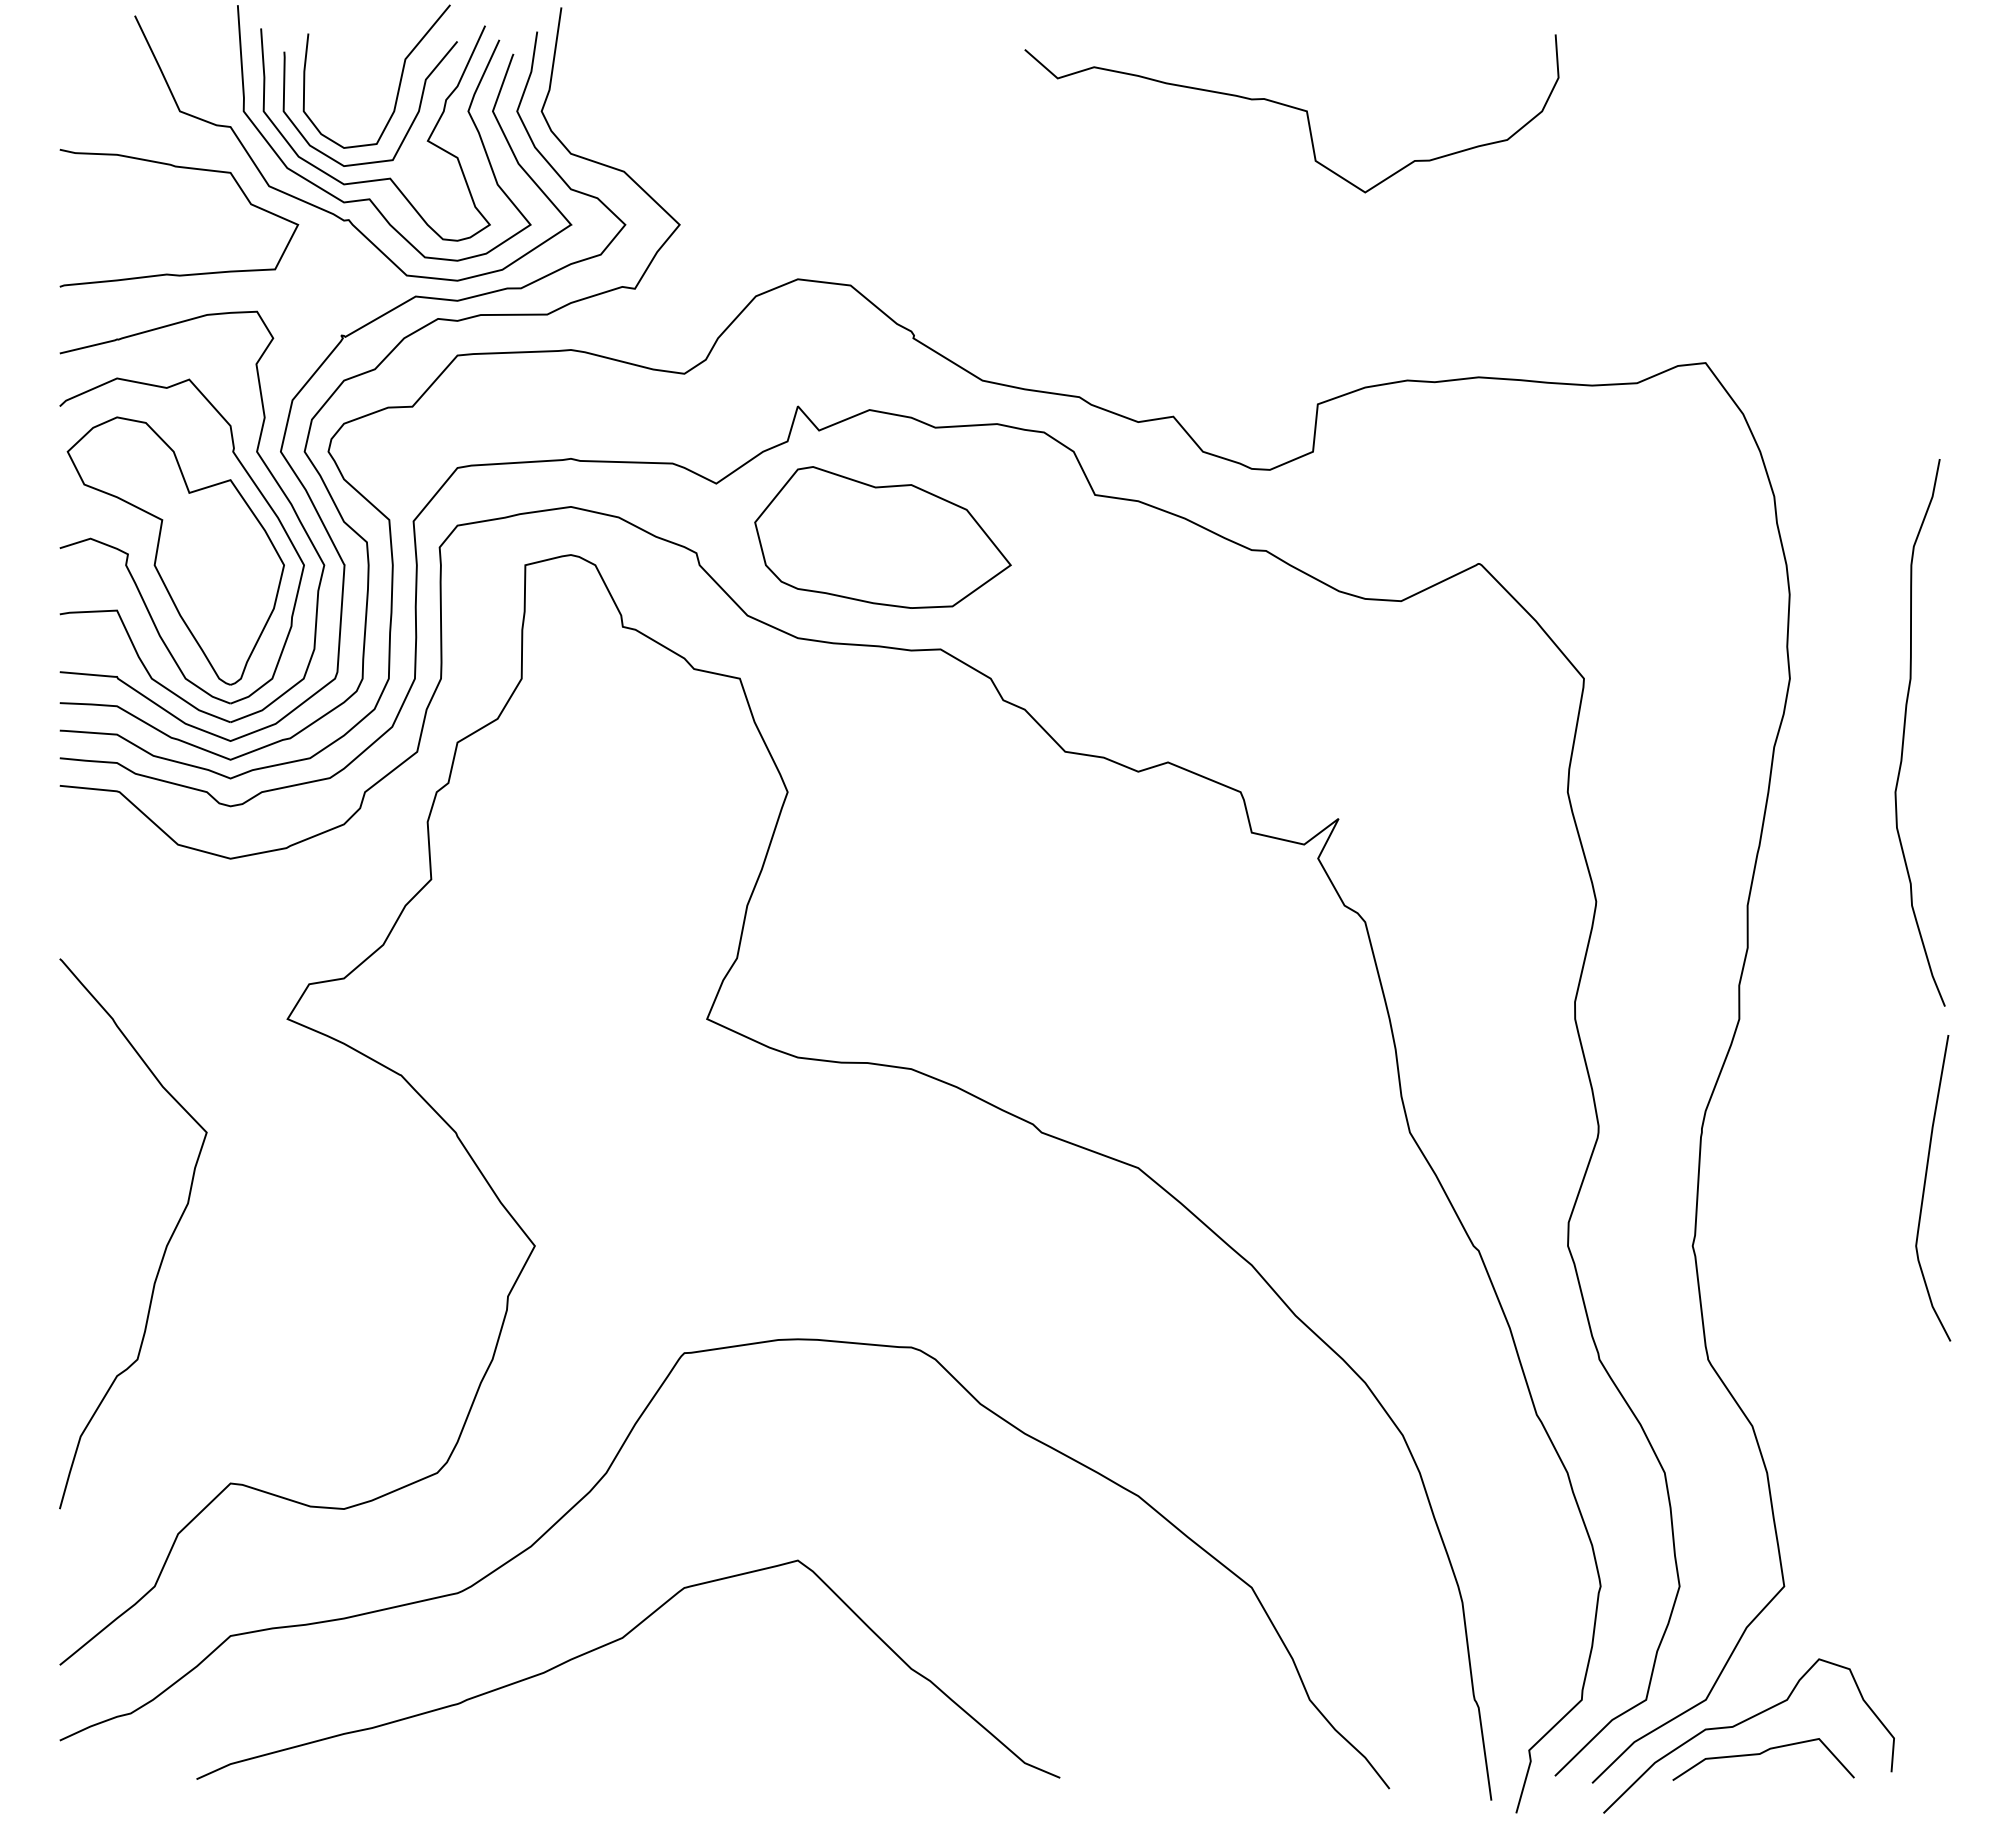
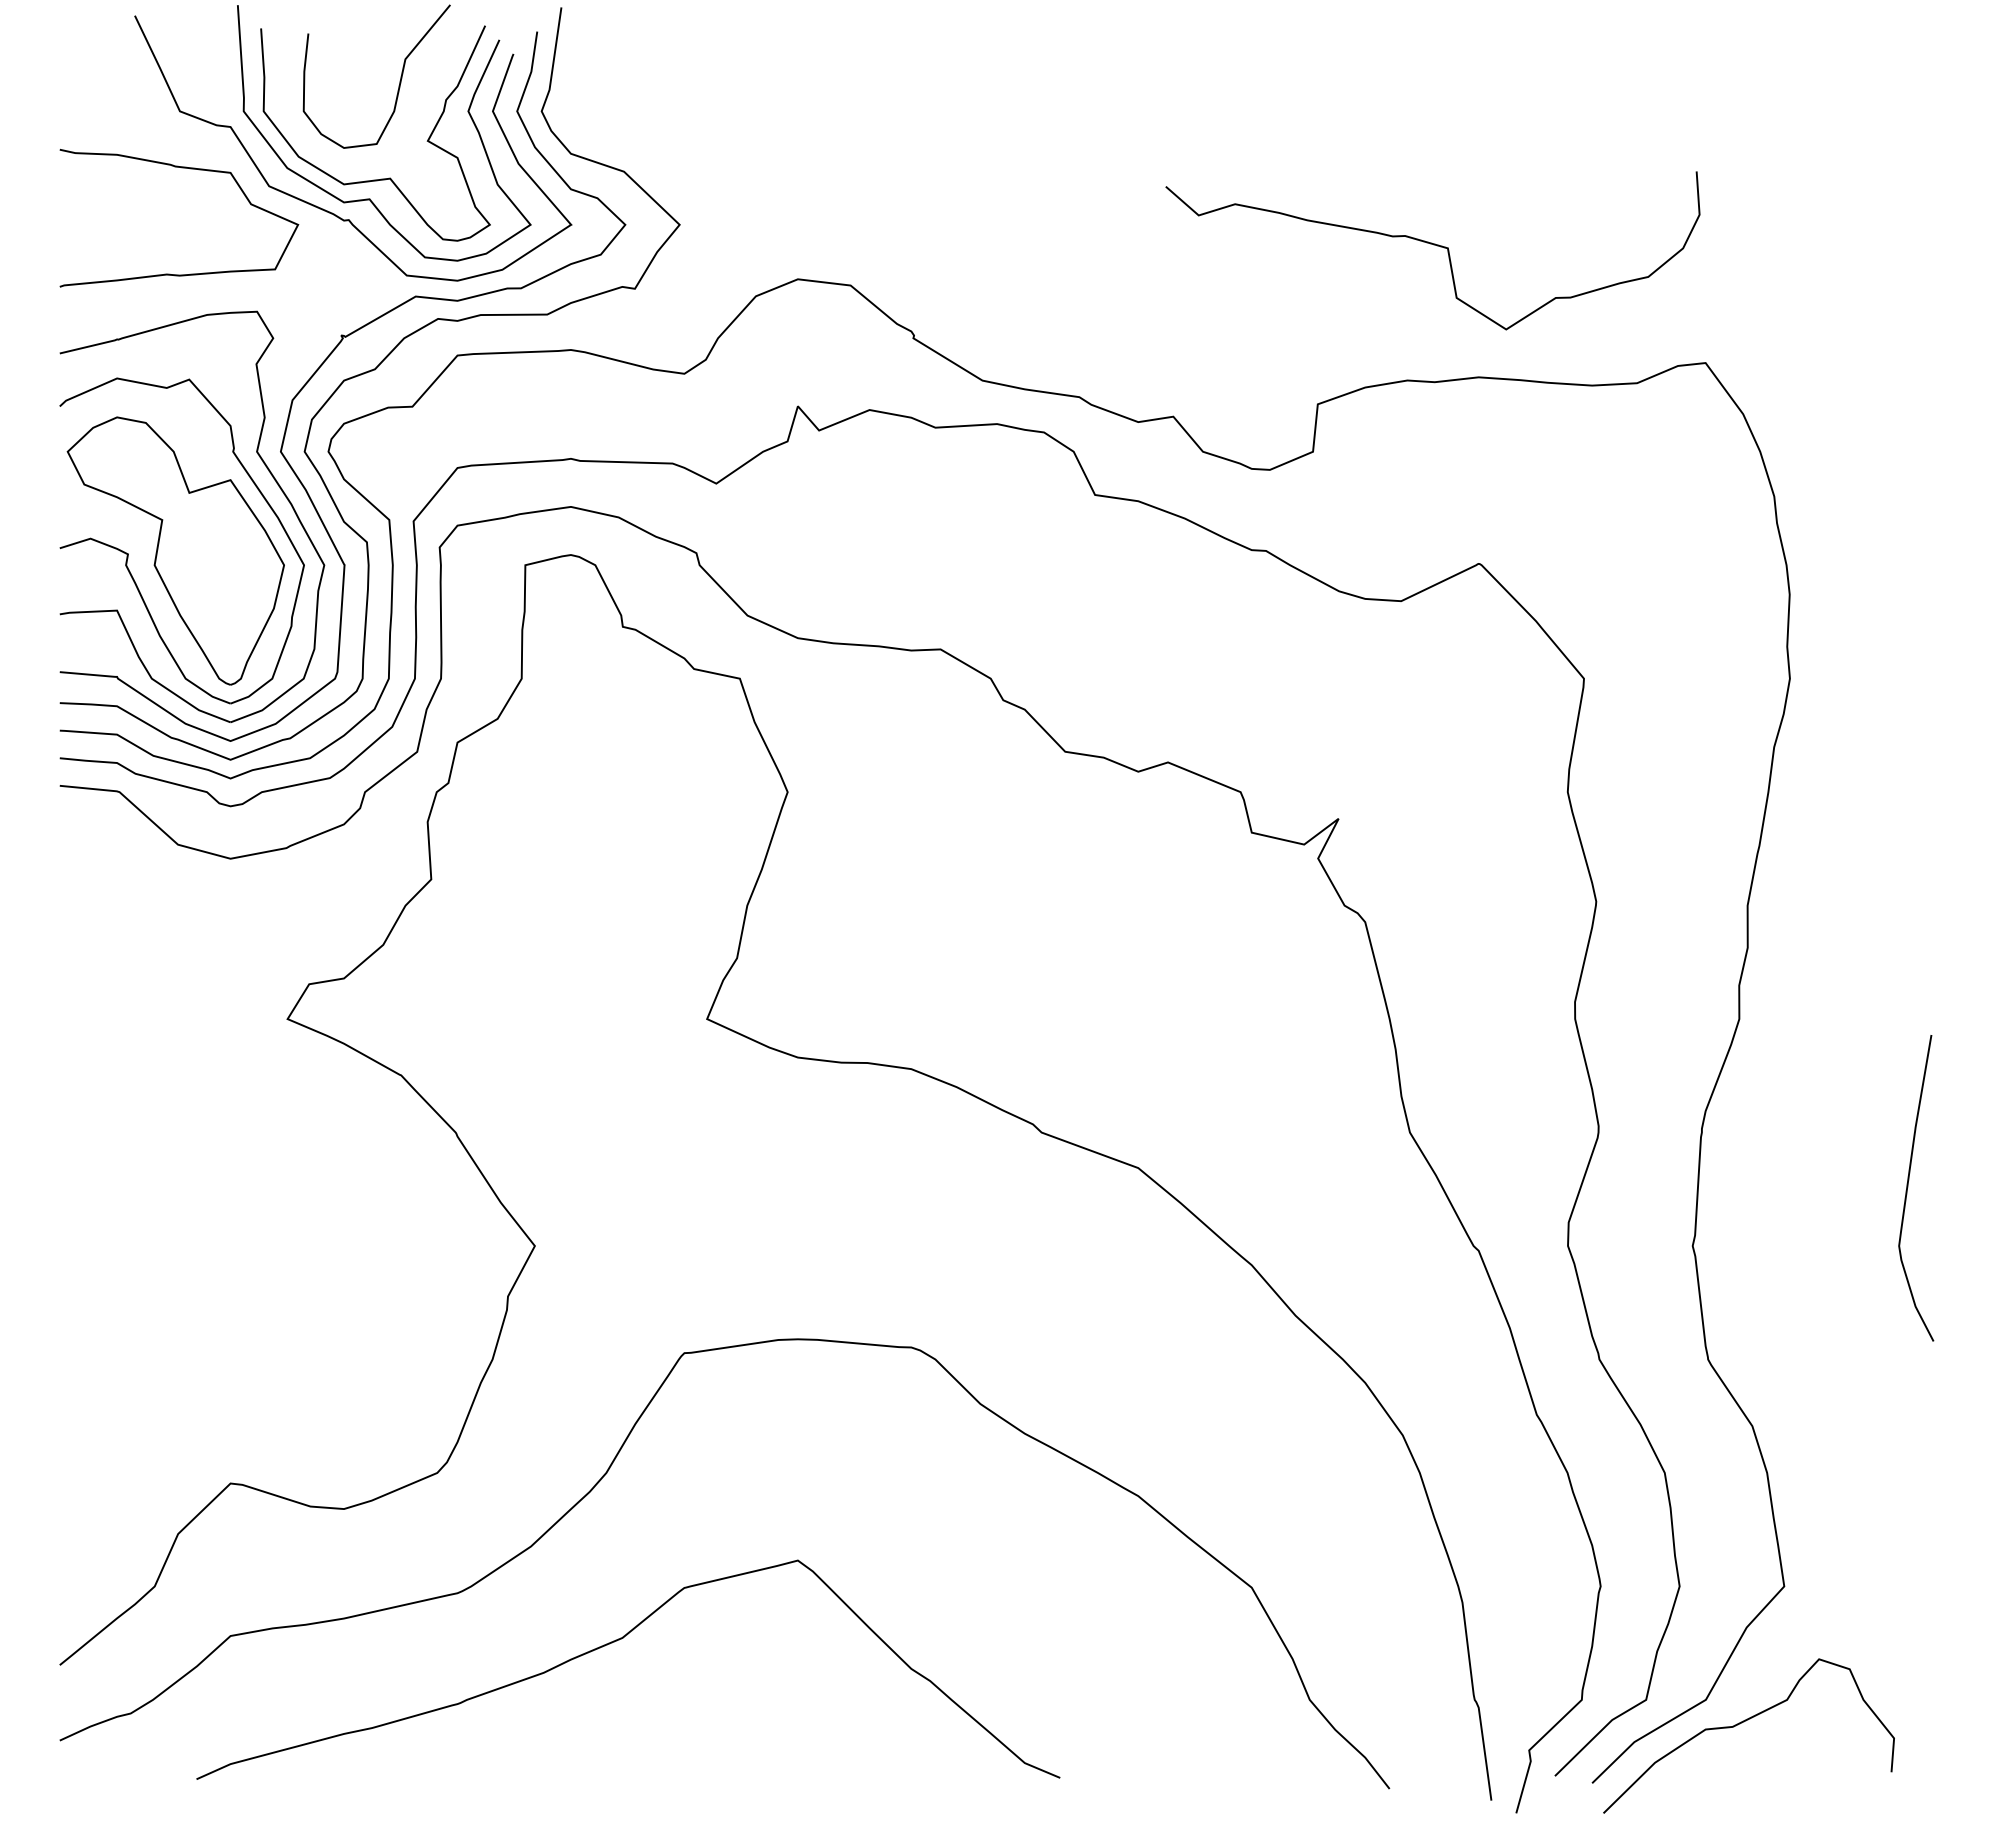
curve position: (1292, 108) -> (1433, 245) (1433, 245)
curve: present -> none (410, 124)
part: present -> none (882, 537)
curve: present -> none (1905, 729)
curve position: (1925, 1187) -> (1908, 1187) (1908, 1187)
curve: present -> none (165, 1246)
curve: present -> none (1761, 1754)
